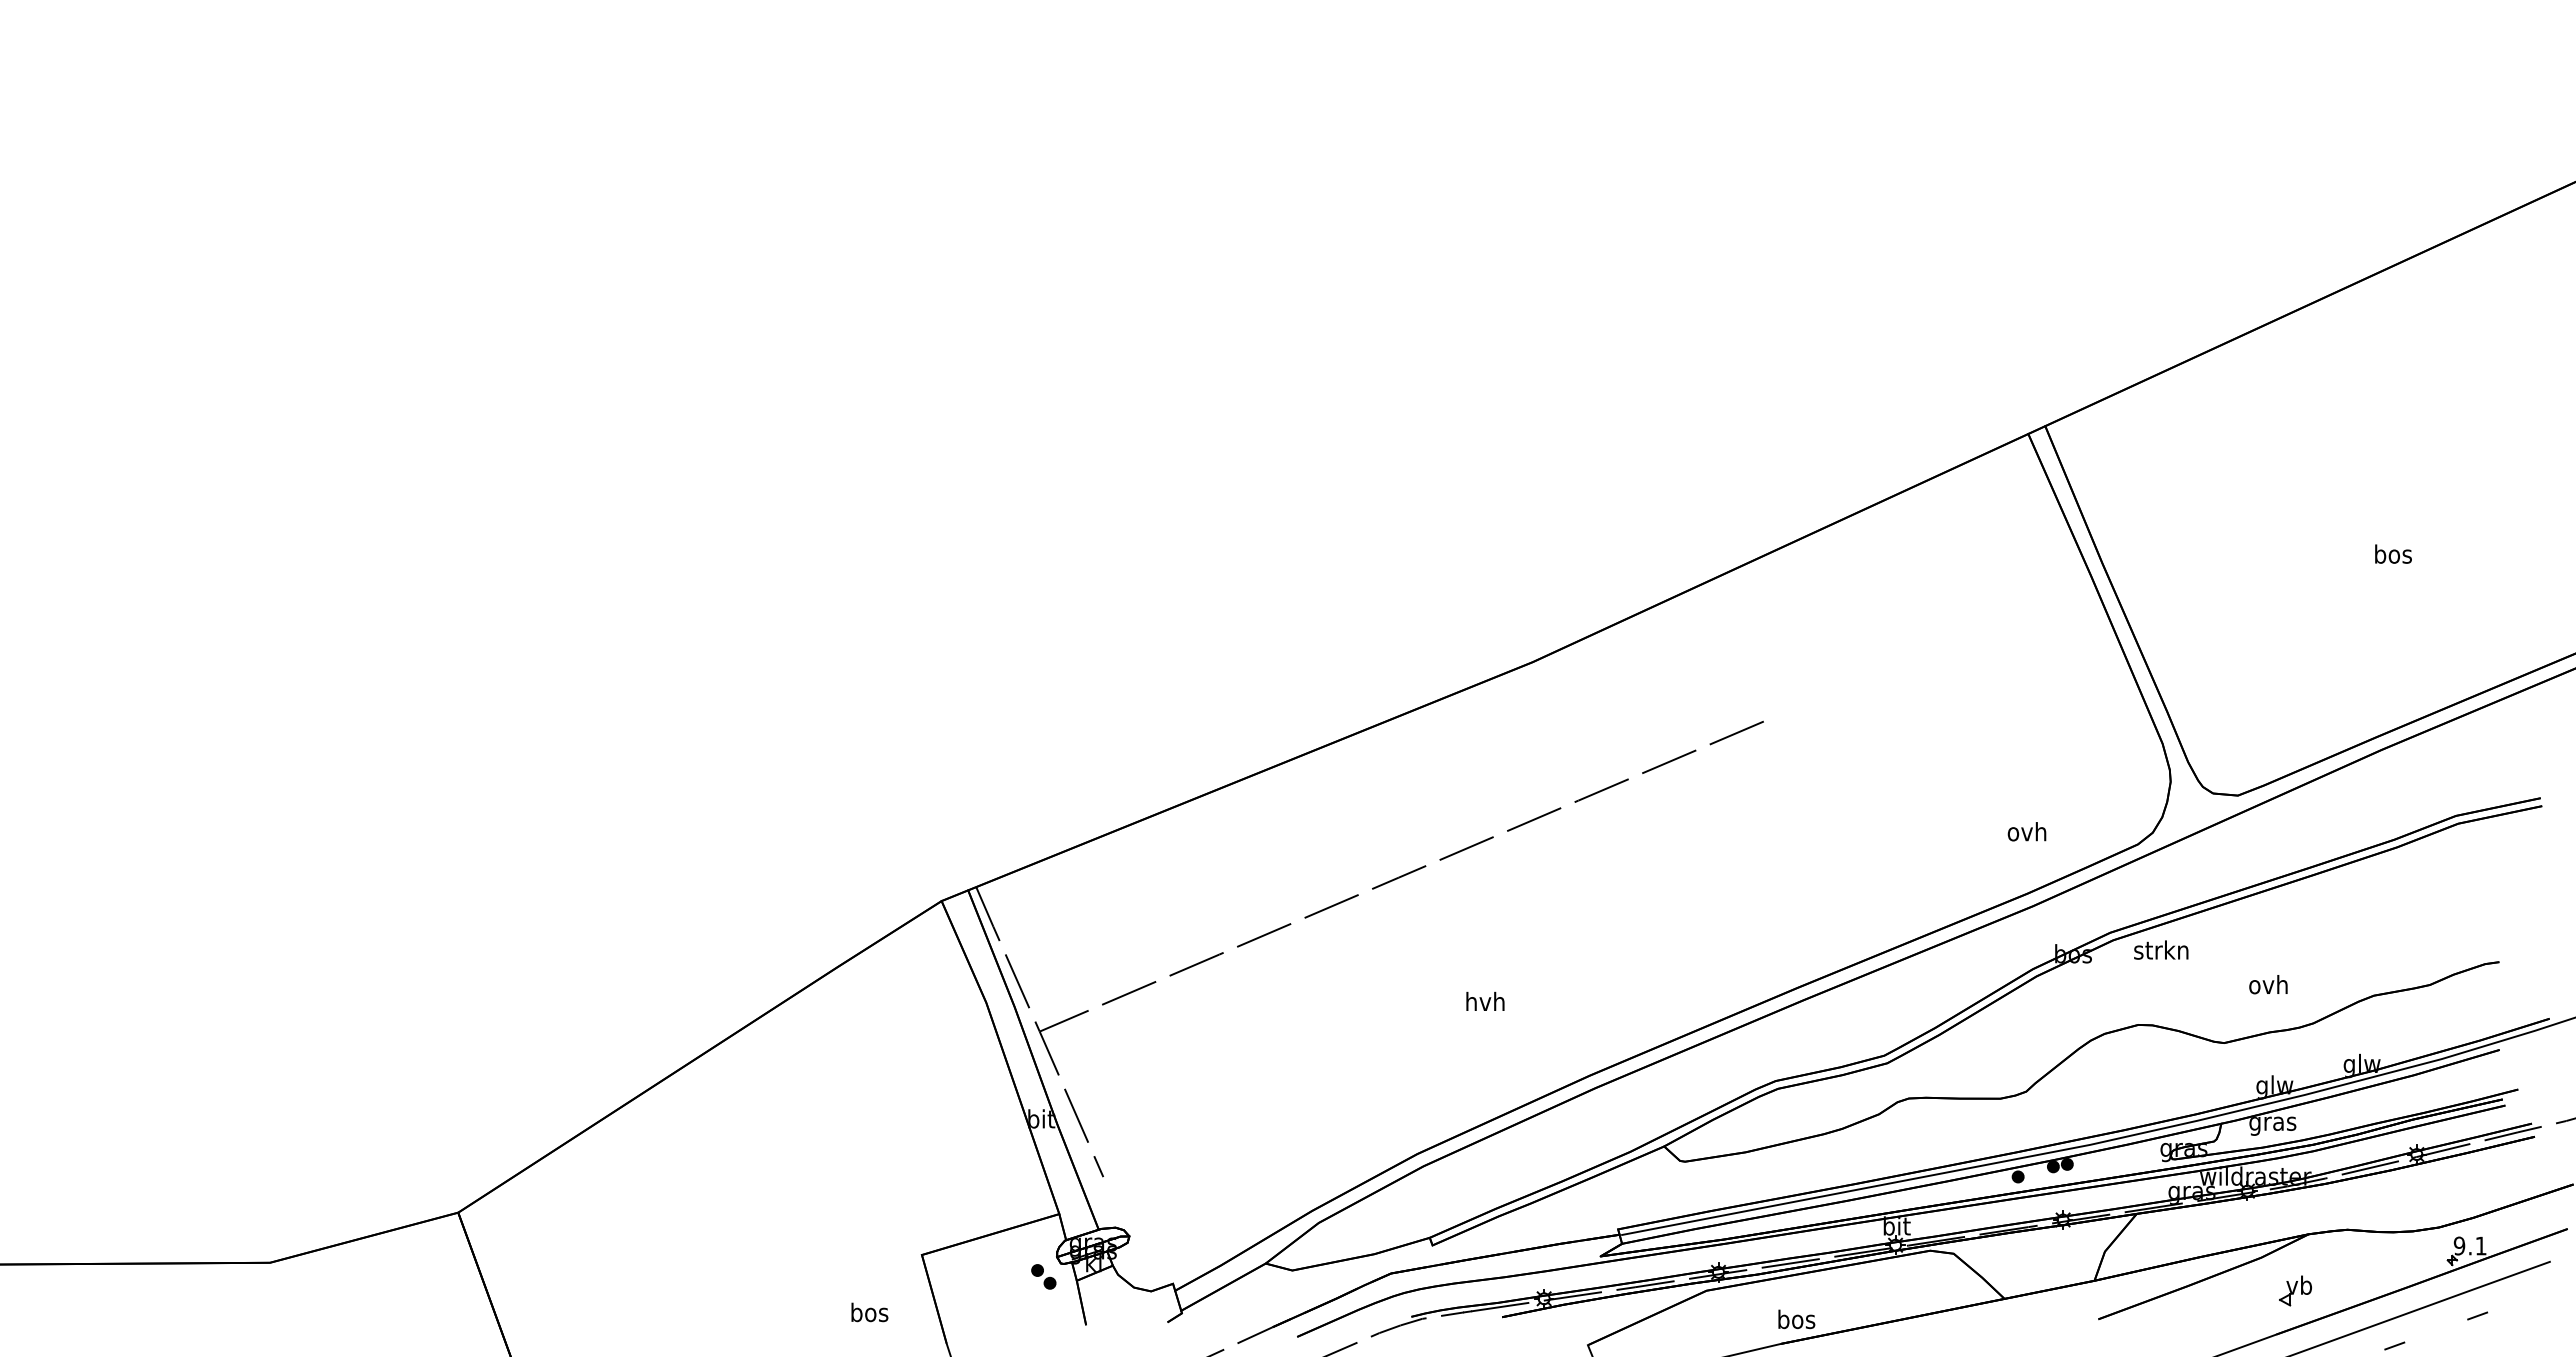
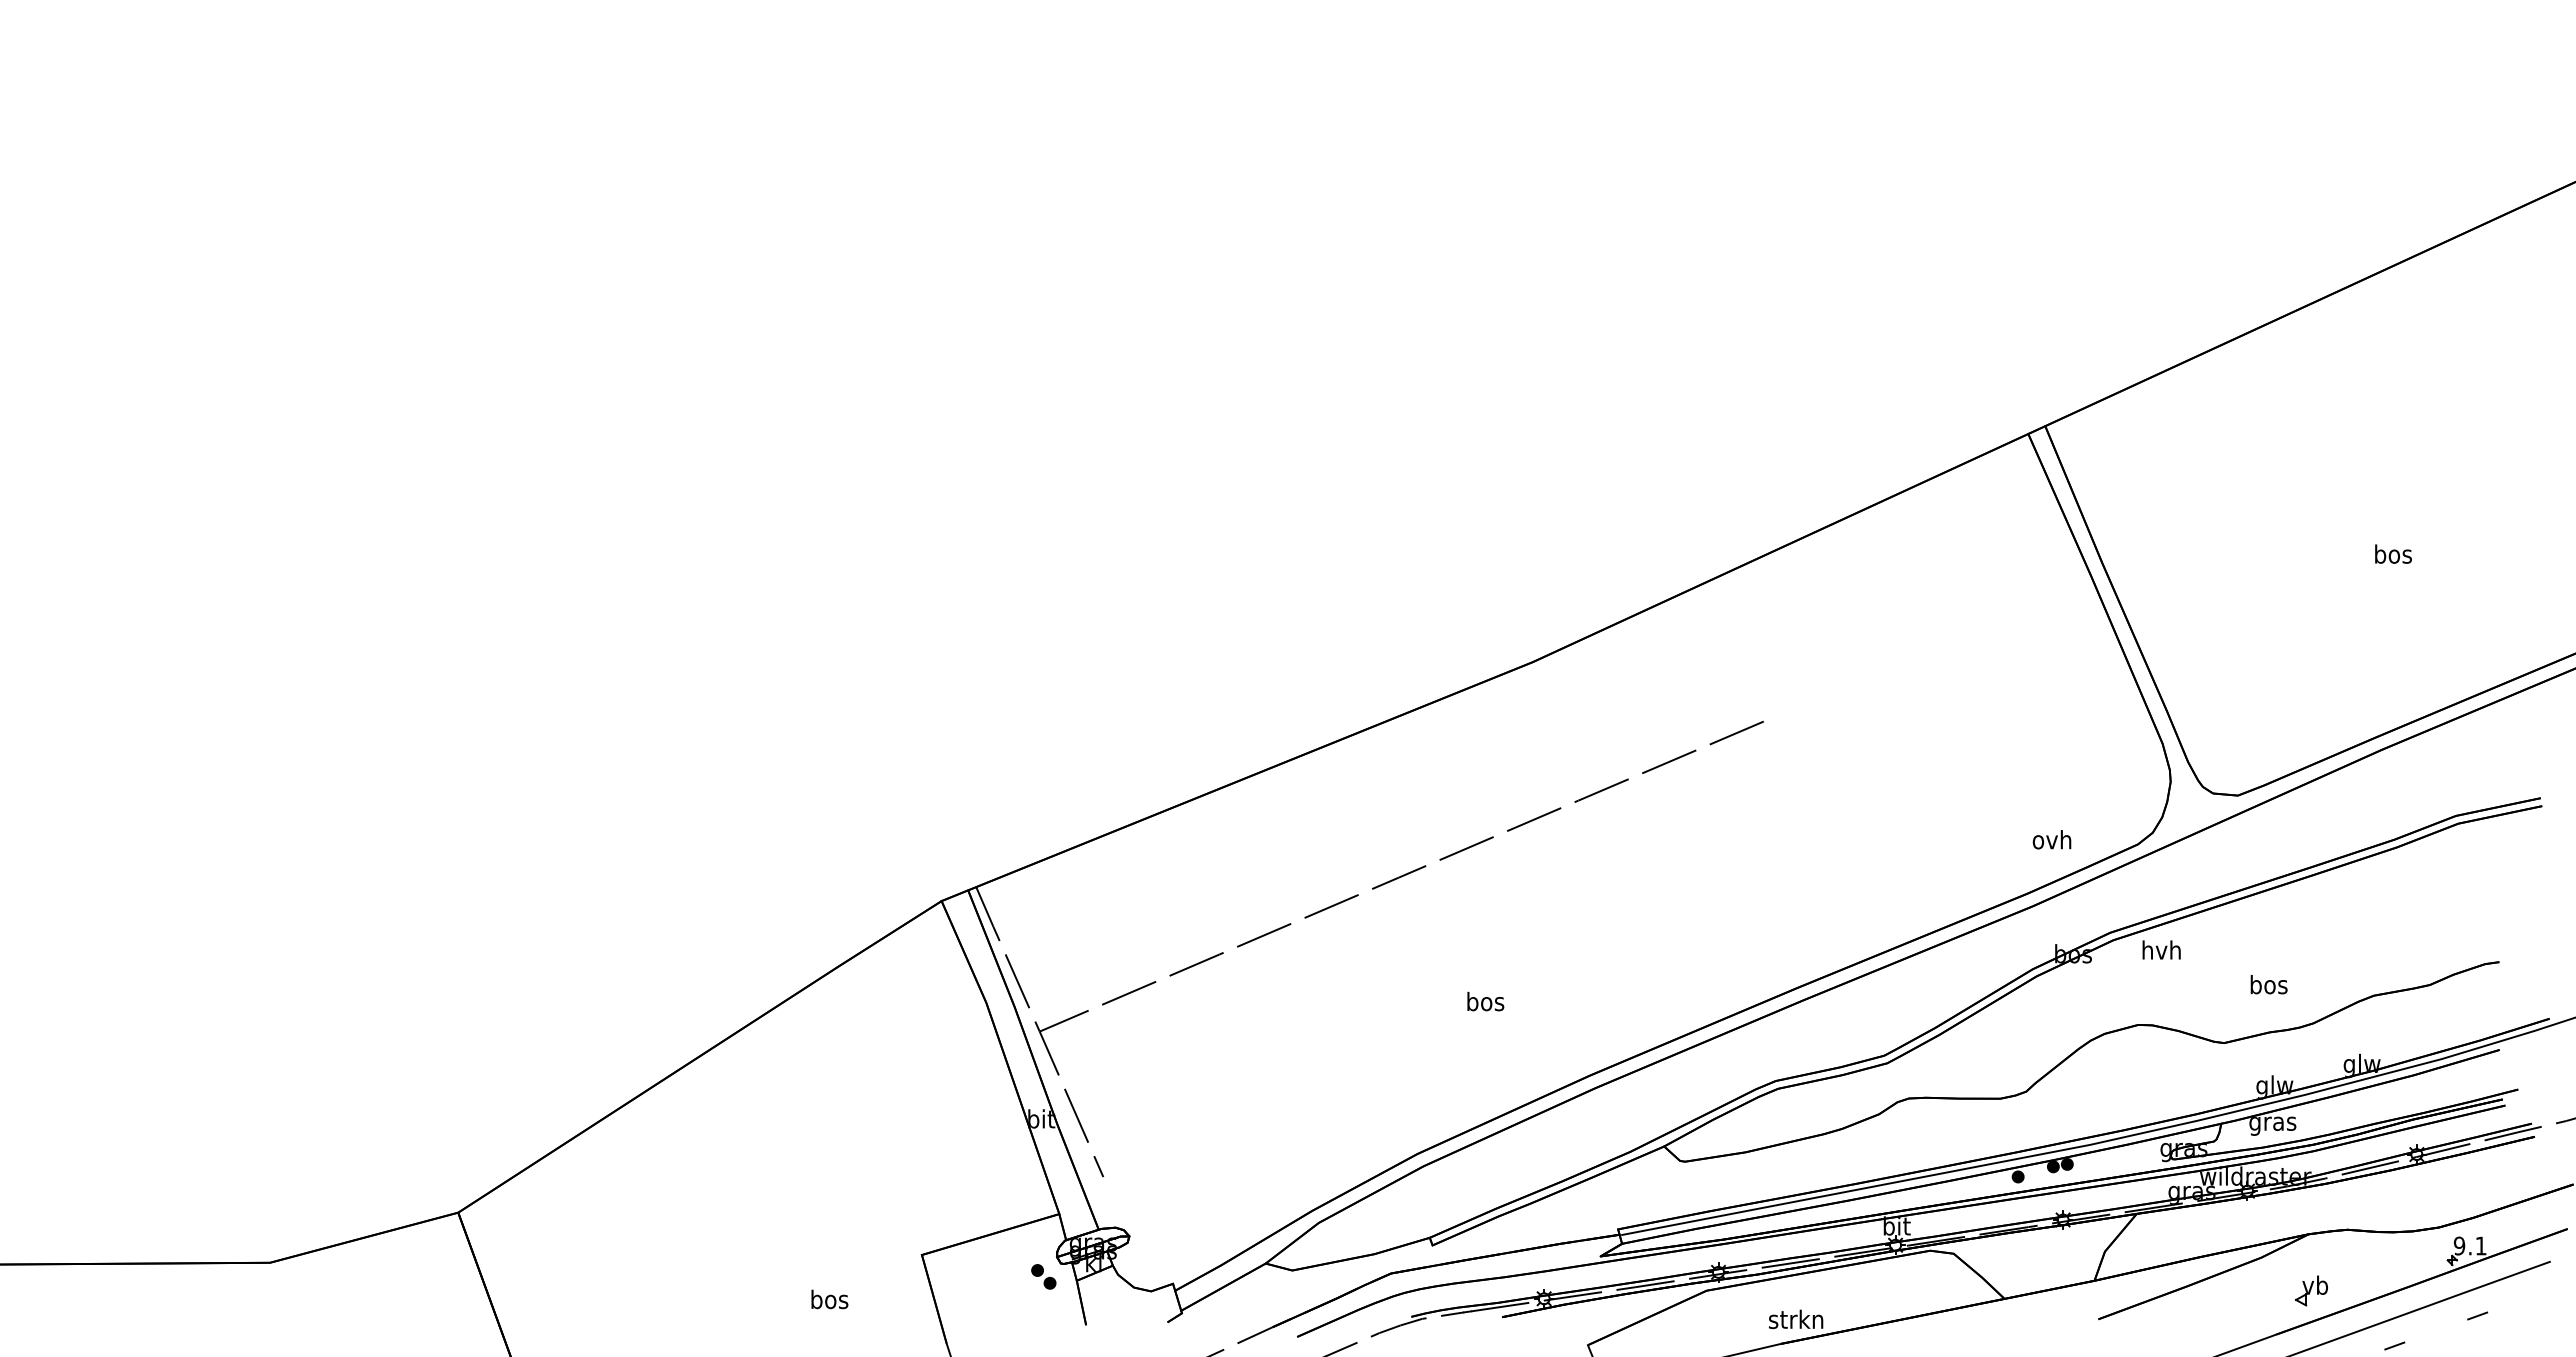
text position: (2026, 831) -> (2051, 839) (2051, 839)
text: strkn -> hvh (2161, 949)
text: ovh -> bos (2268, 984)
text: hvh -> bos (1485, 1001)
part position: (2295, 1290) -> (2311, 1290) (2311, 1290)
text position: (869, 1312) -> (829, 1299) (829, 1299)
text: bos -> strkn (1796, 1319)
